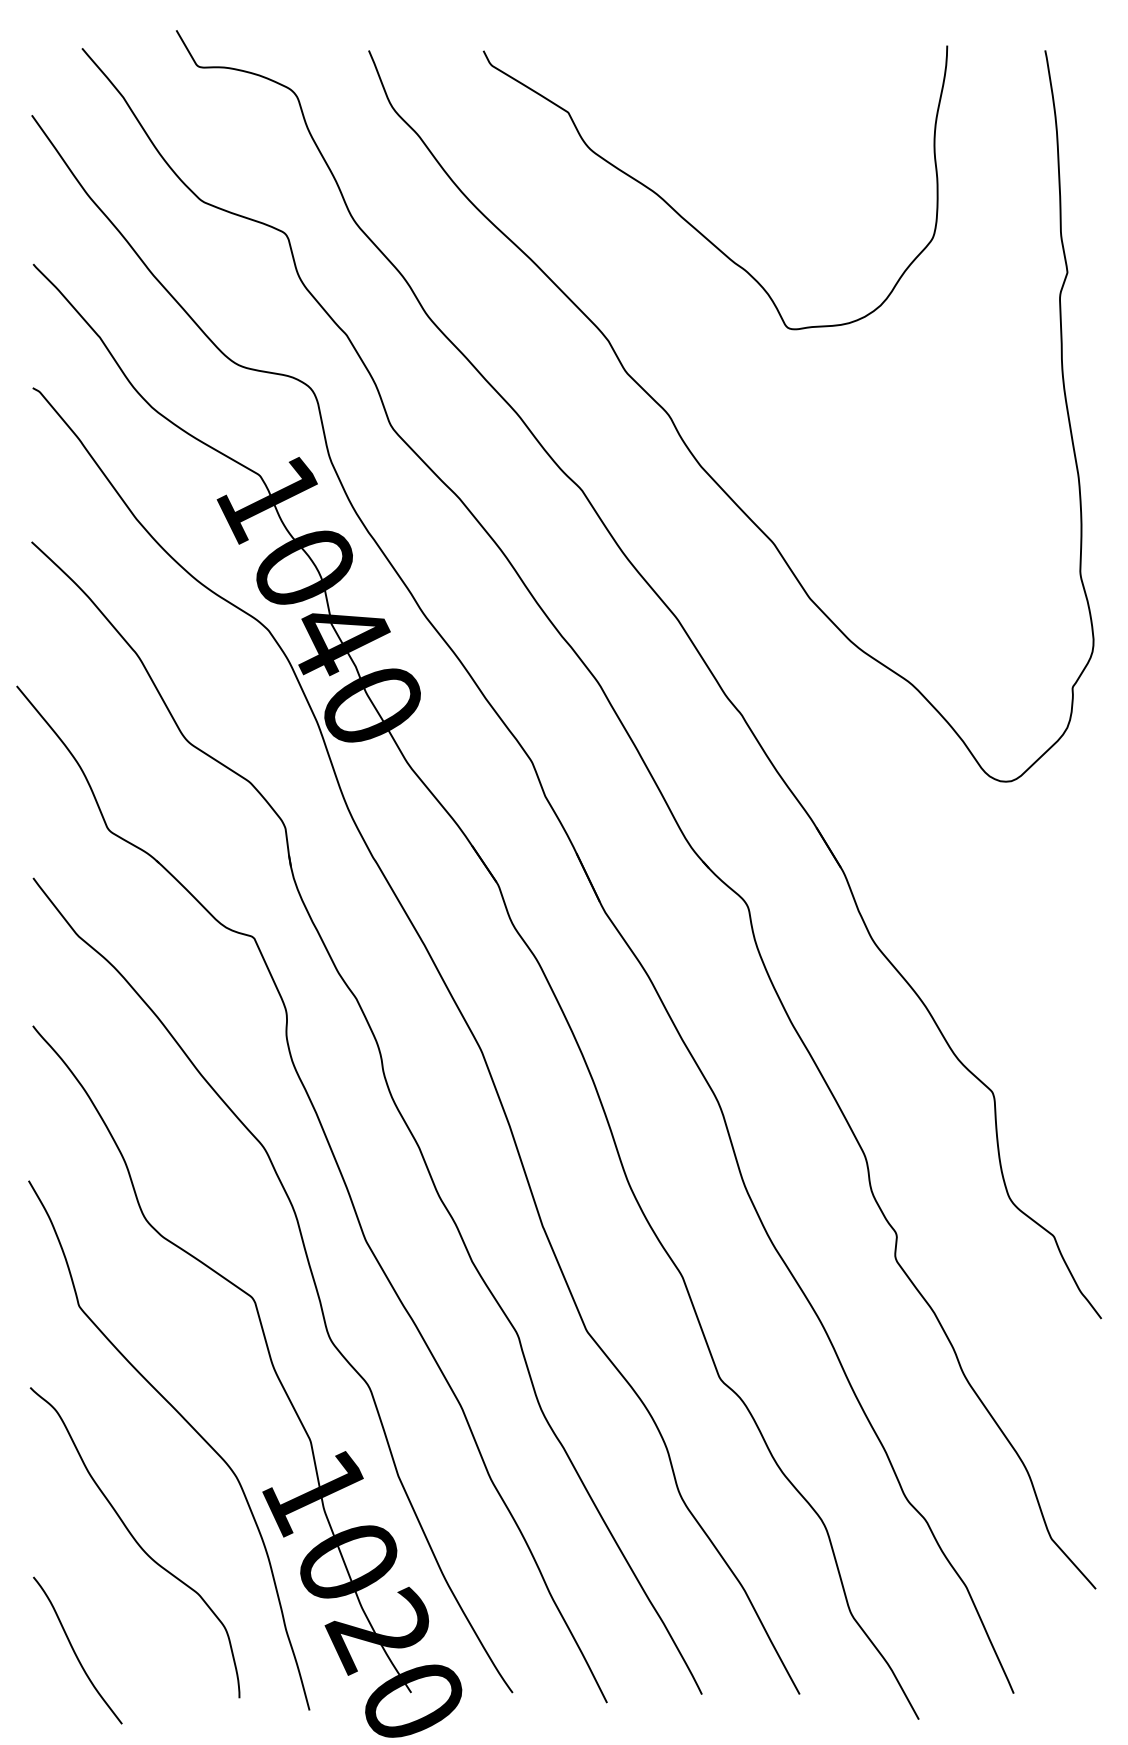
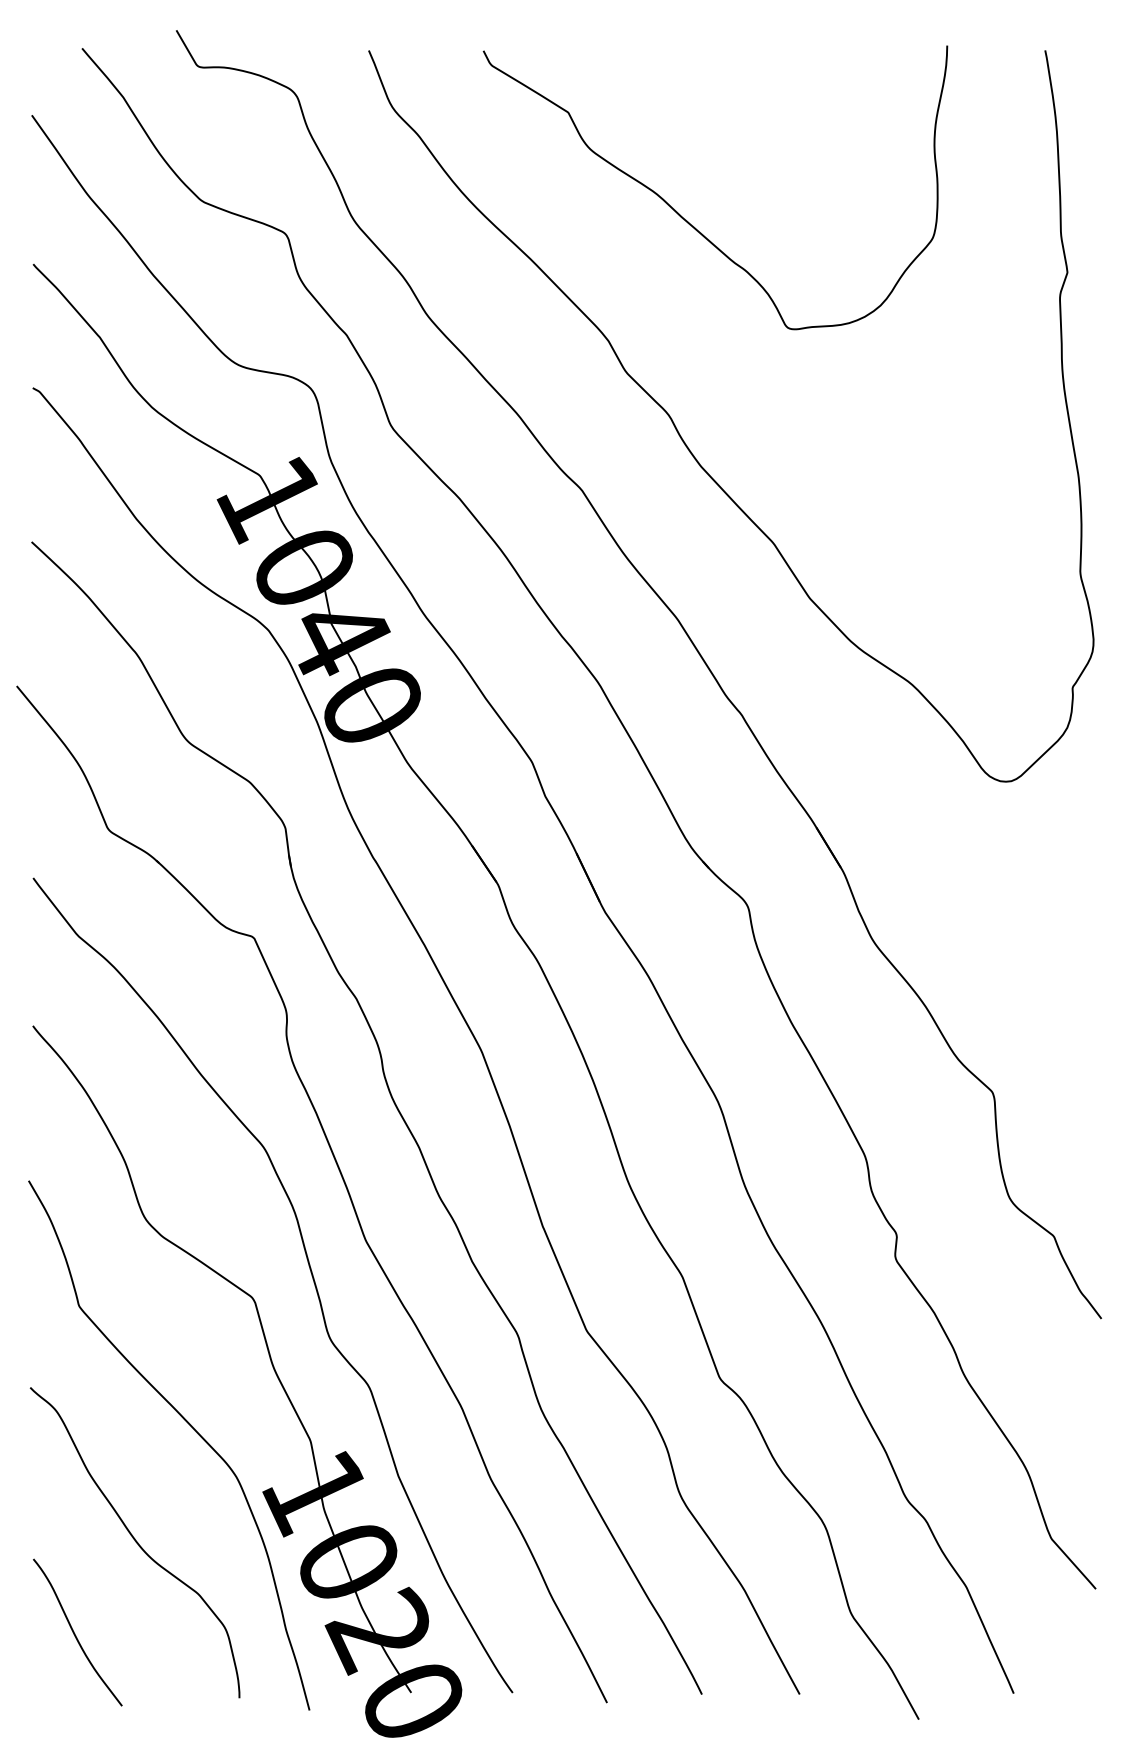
curve position: (75, 1651) -> (75, 1633) (75, 1633)
